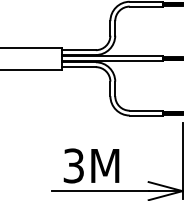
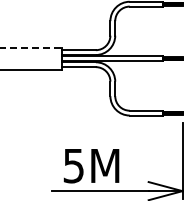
line: solid -> dashed (30, 47)
text: 3M -> 5M (73, 165)
